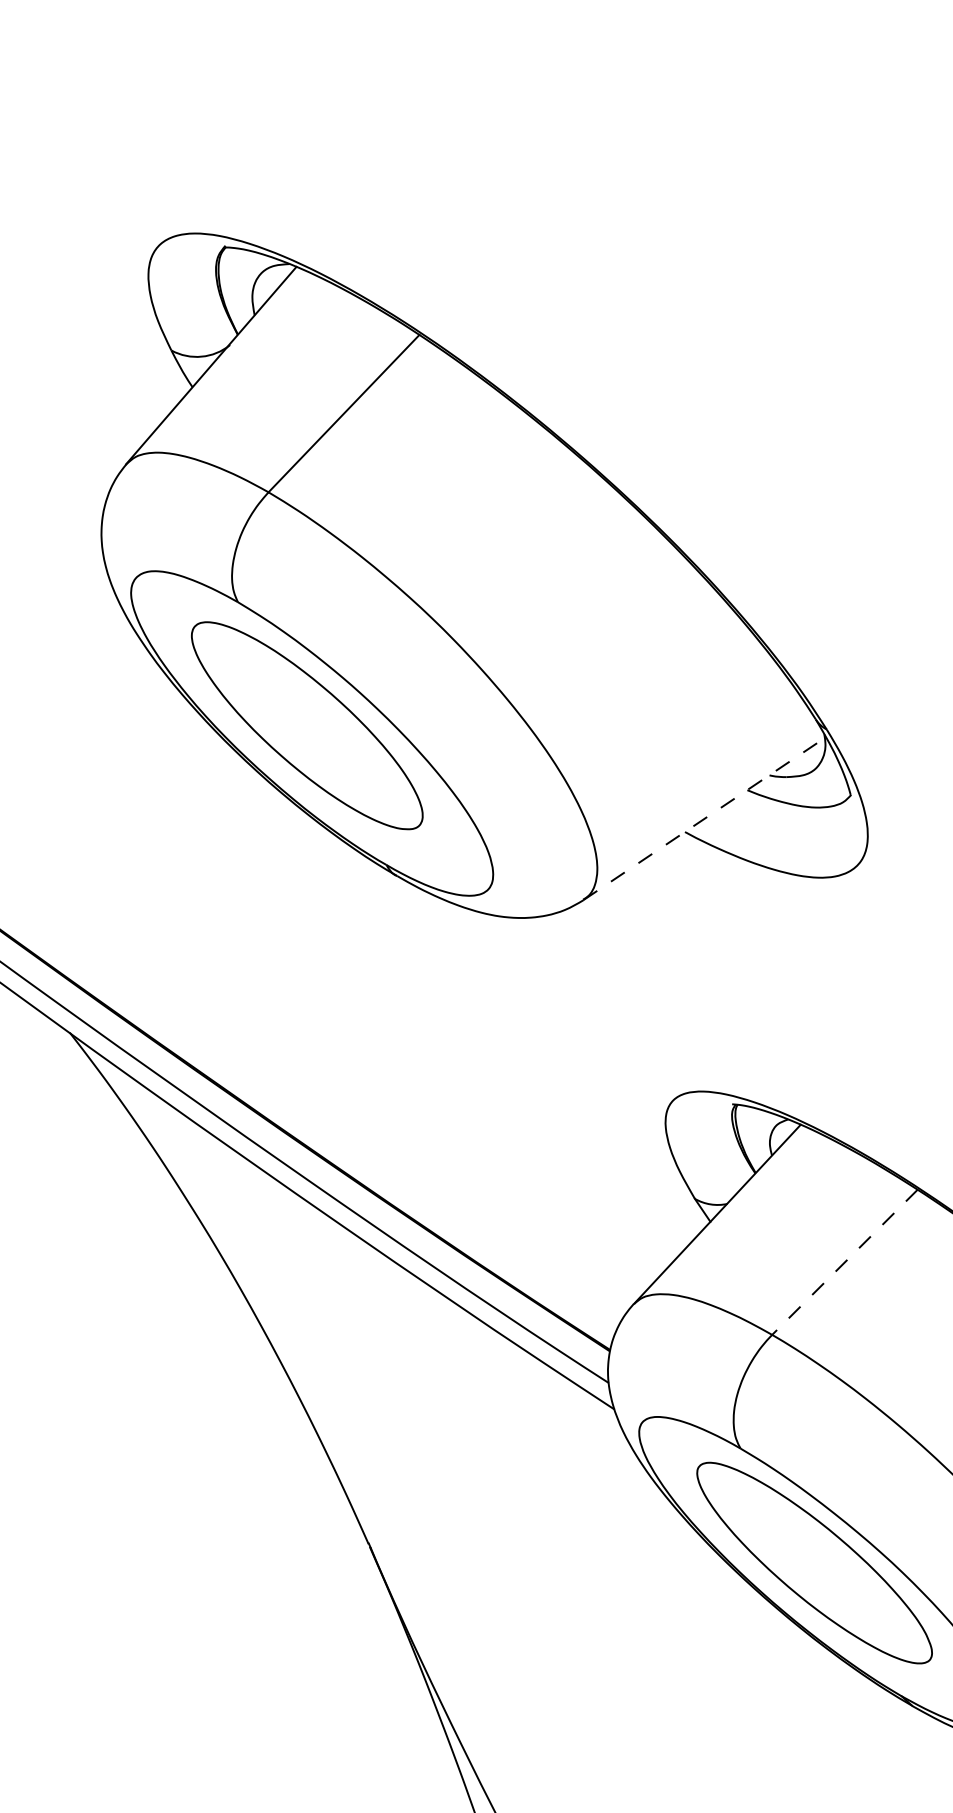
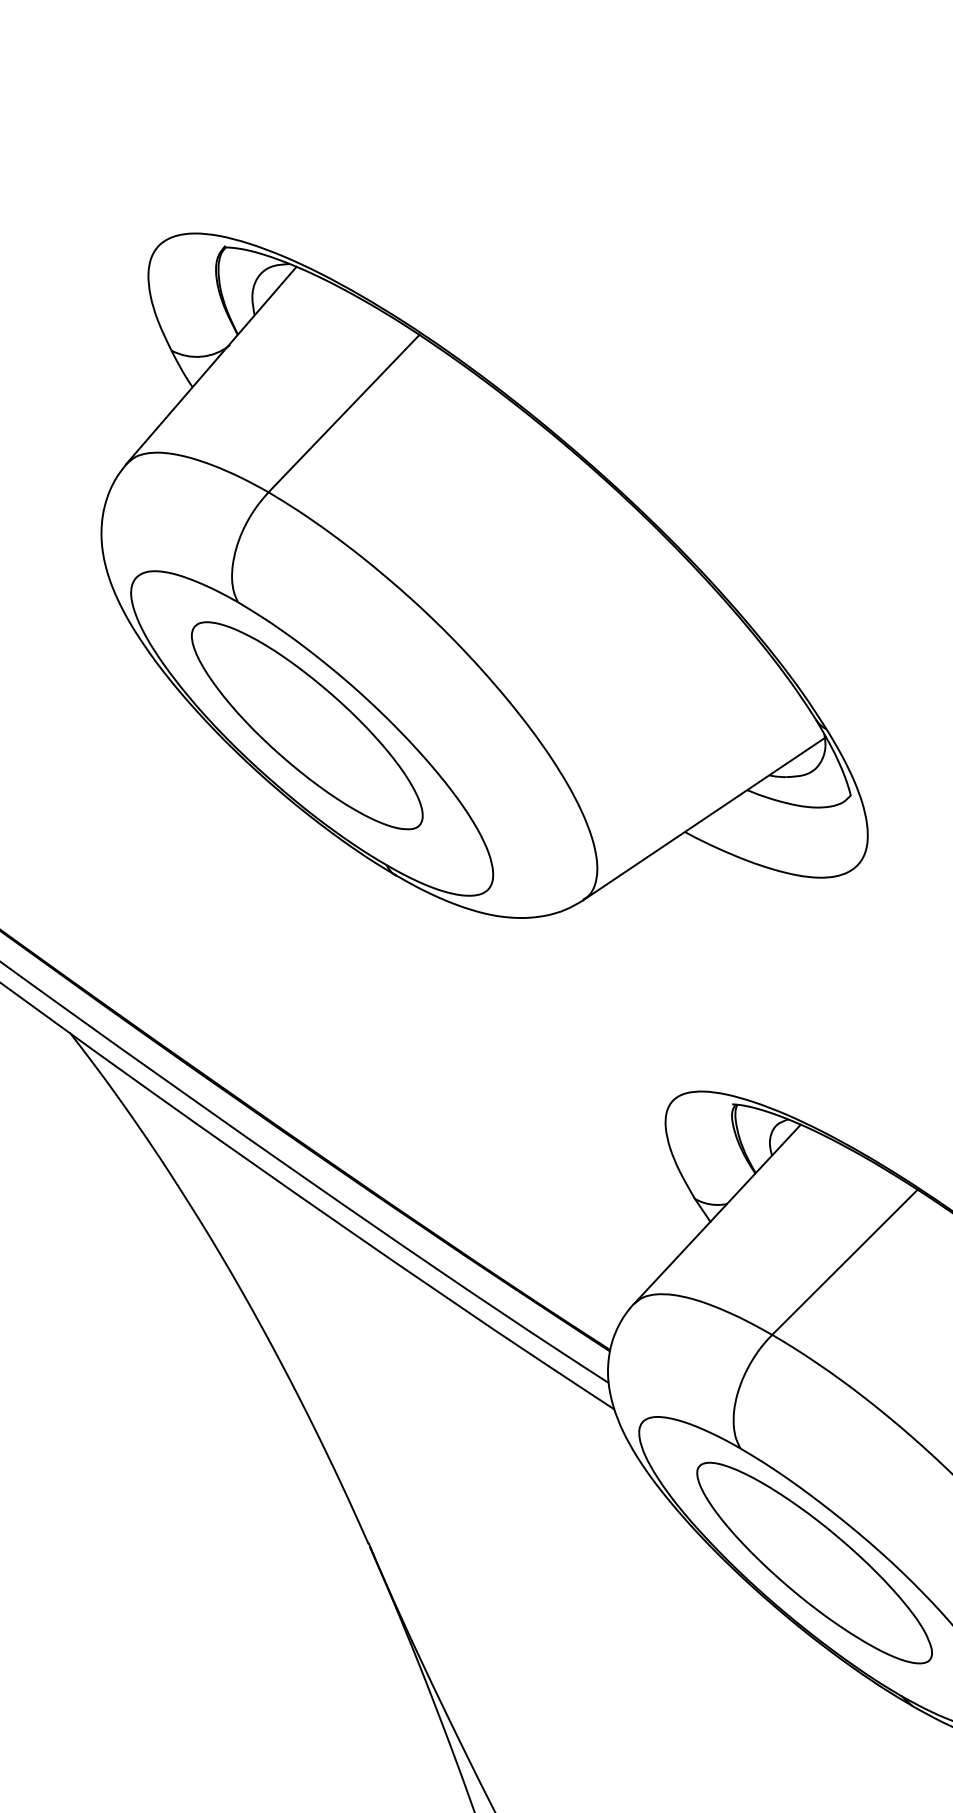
line: dashed -> solid (705, 818)
line: dashed -> solid (844, 1262)
